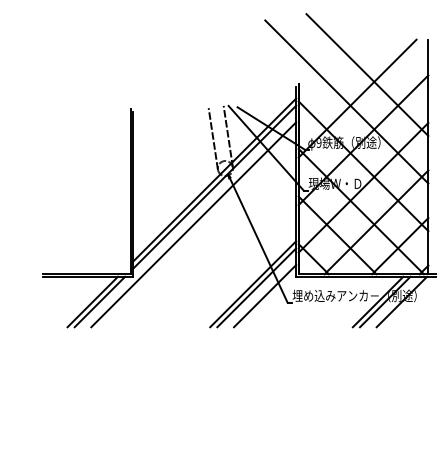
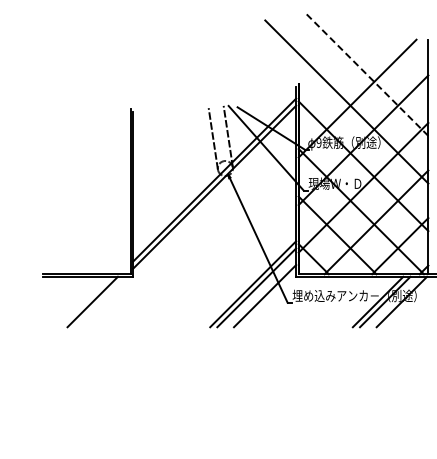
line: solid -> dashed (367, 74)
line: present -> none (193, 224)
line: present -> none (99, 301)
